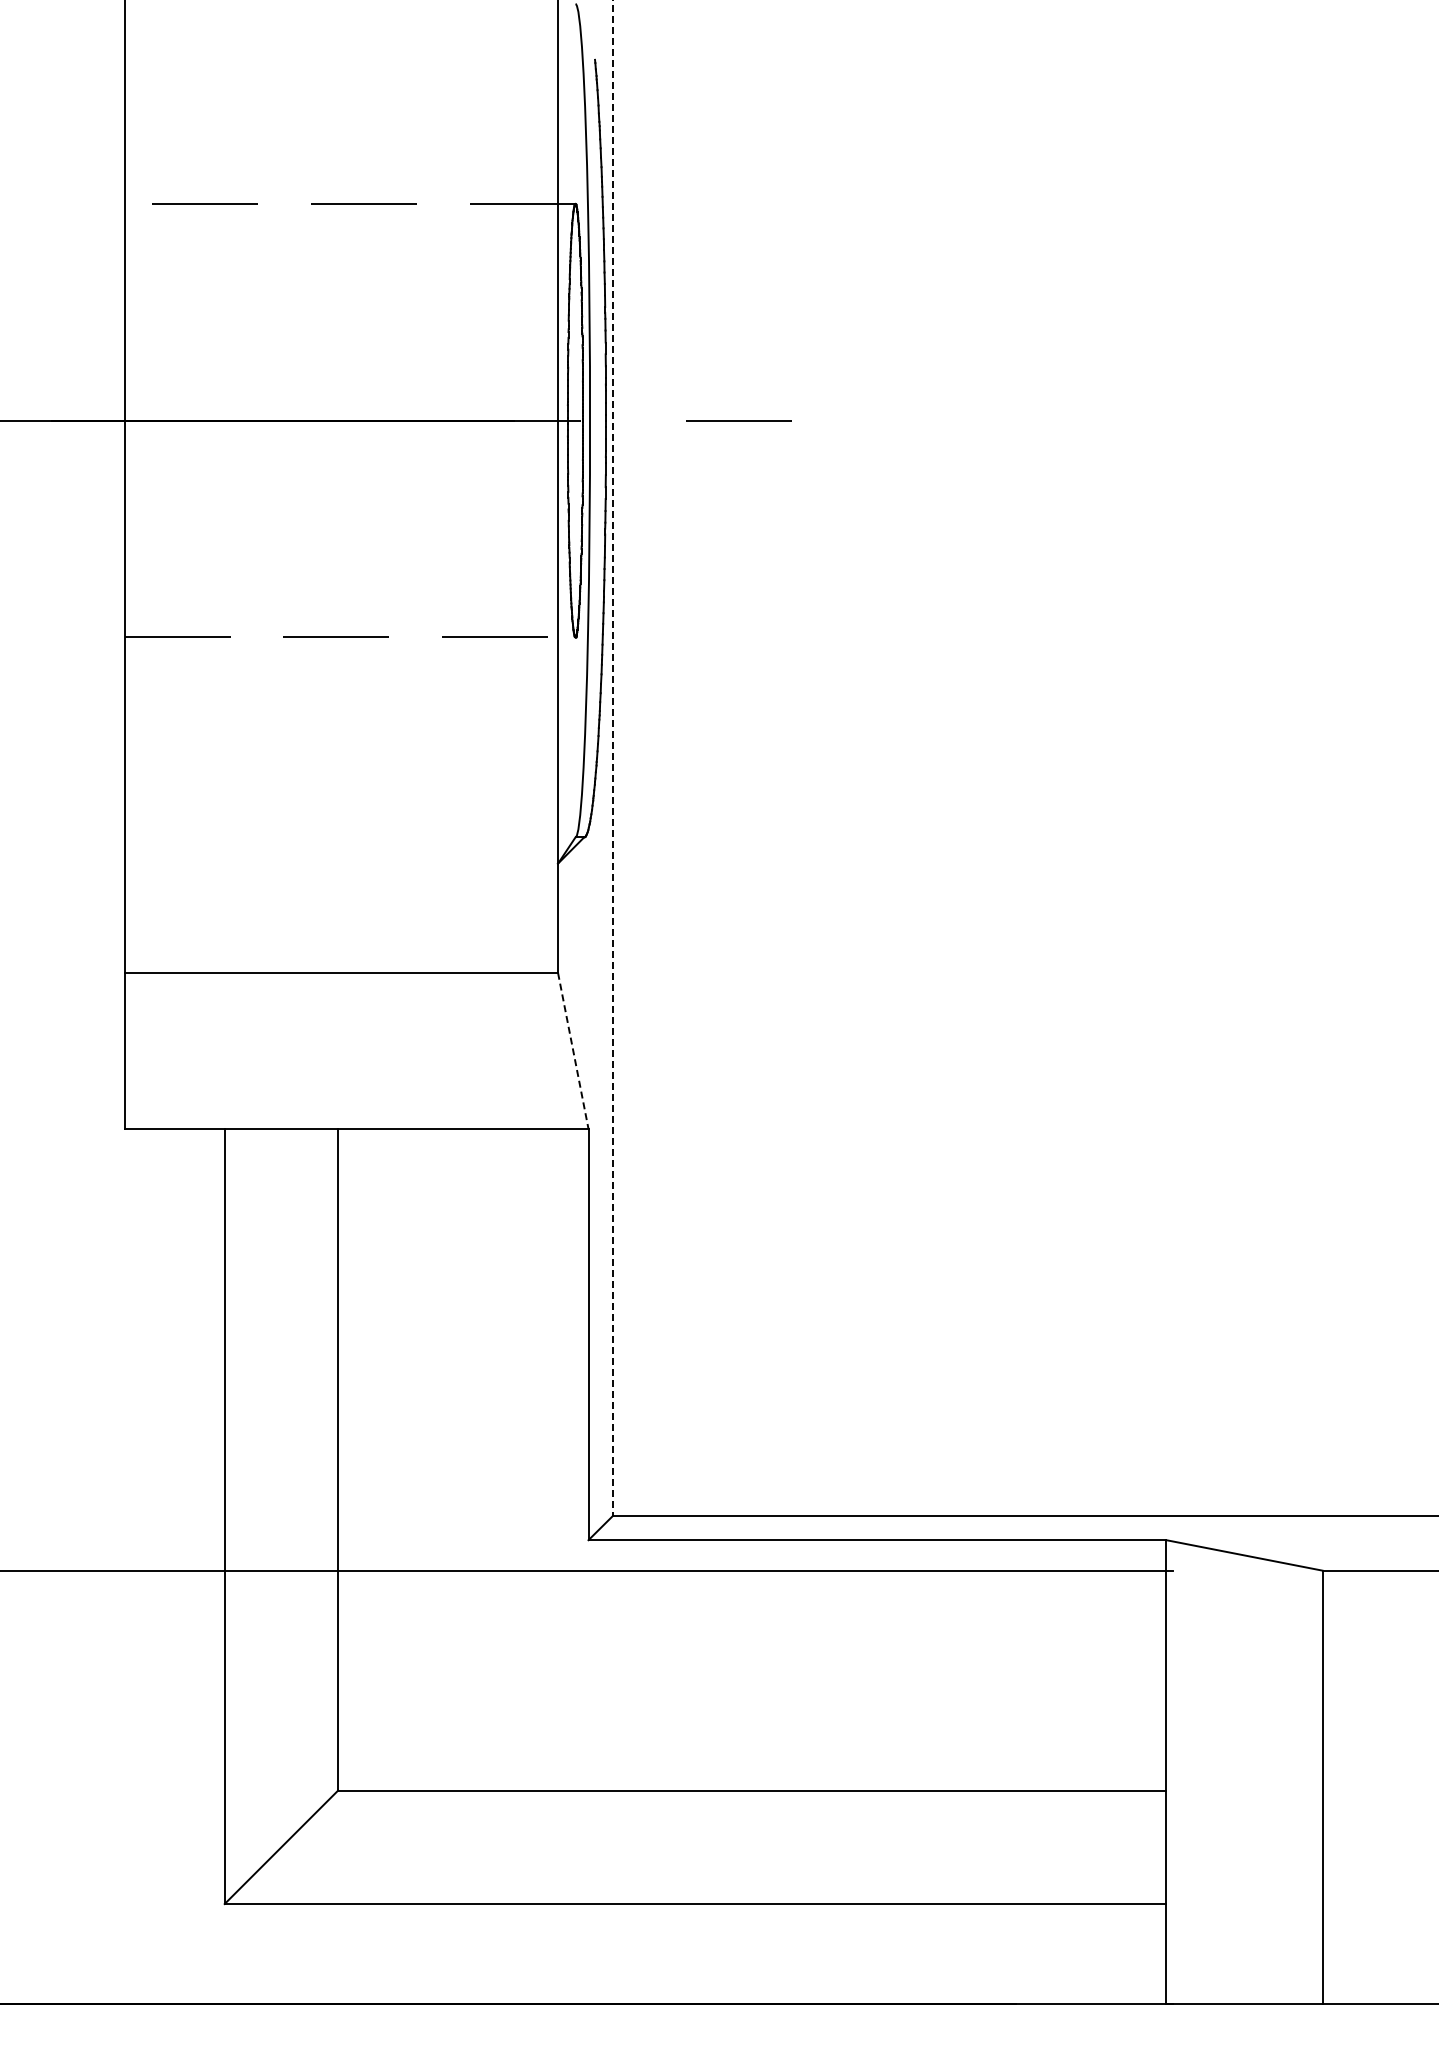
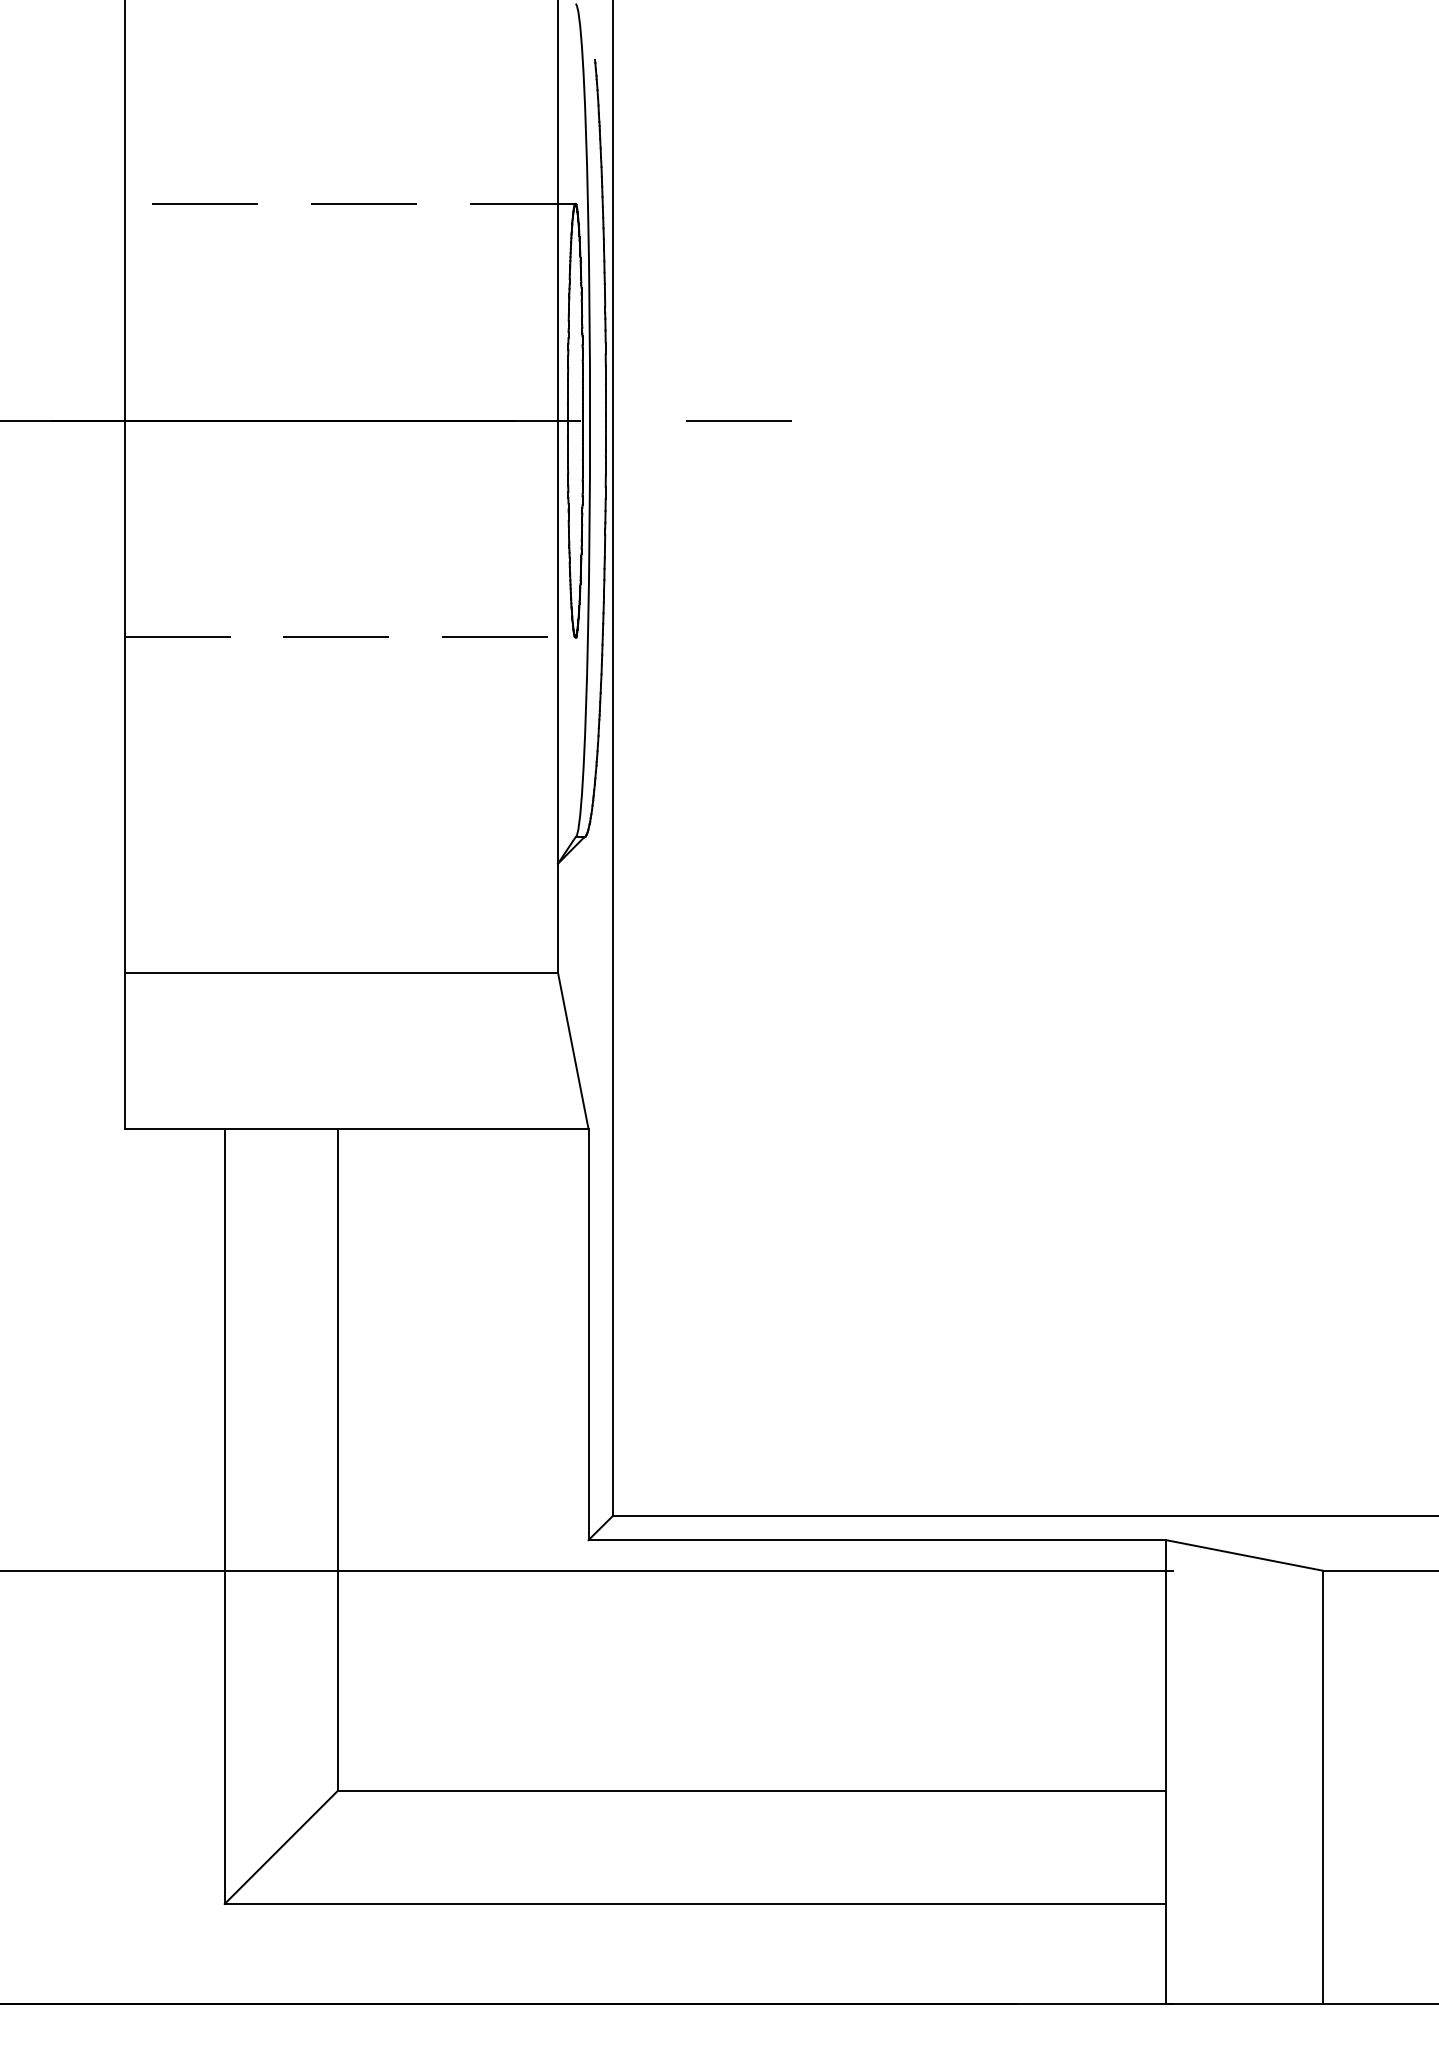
line: dashed -> solid (612, 758)
line: dashed -> solid (573, 1050)
